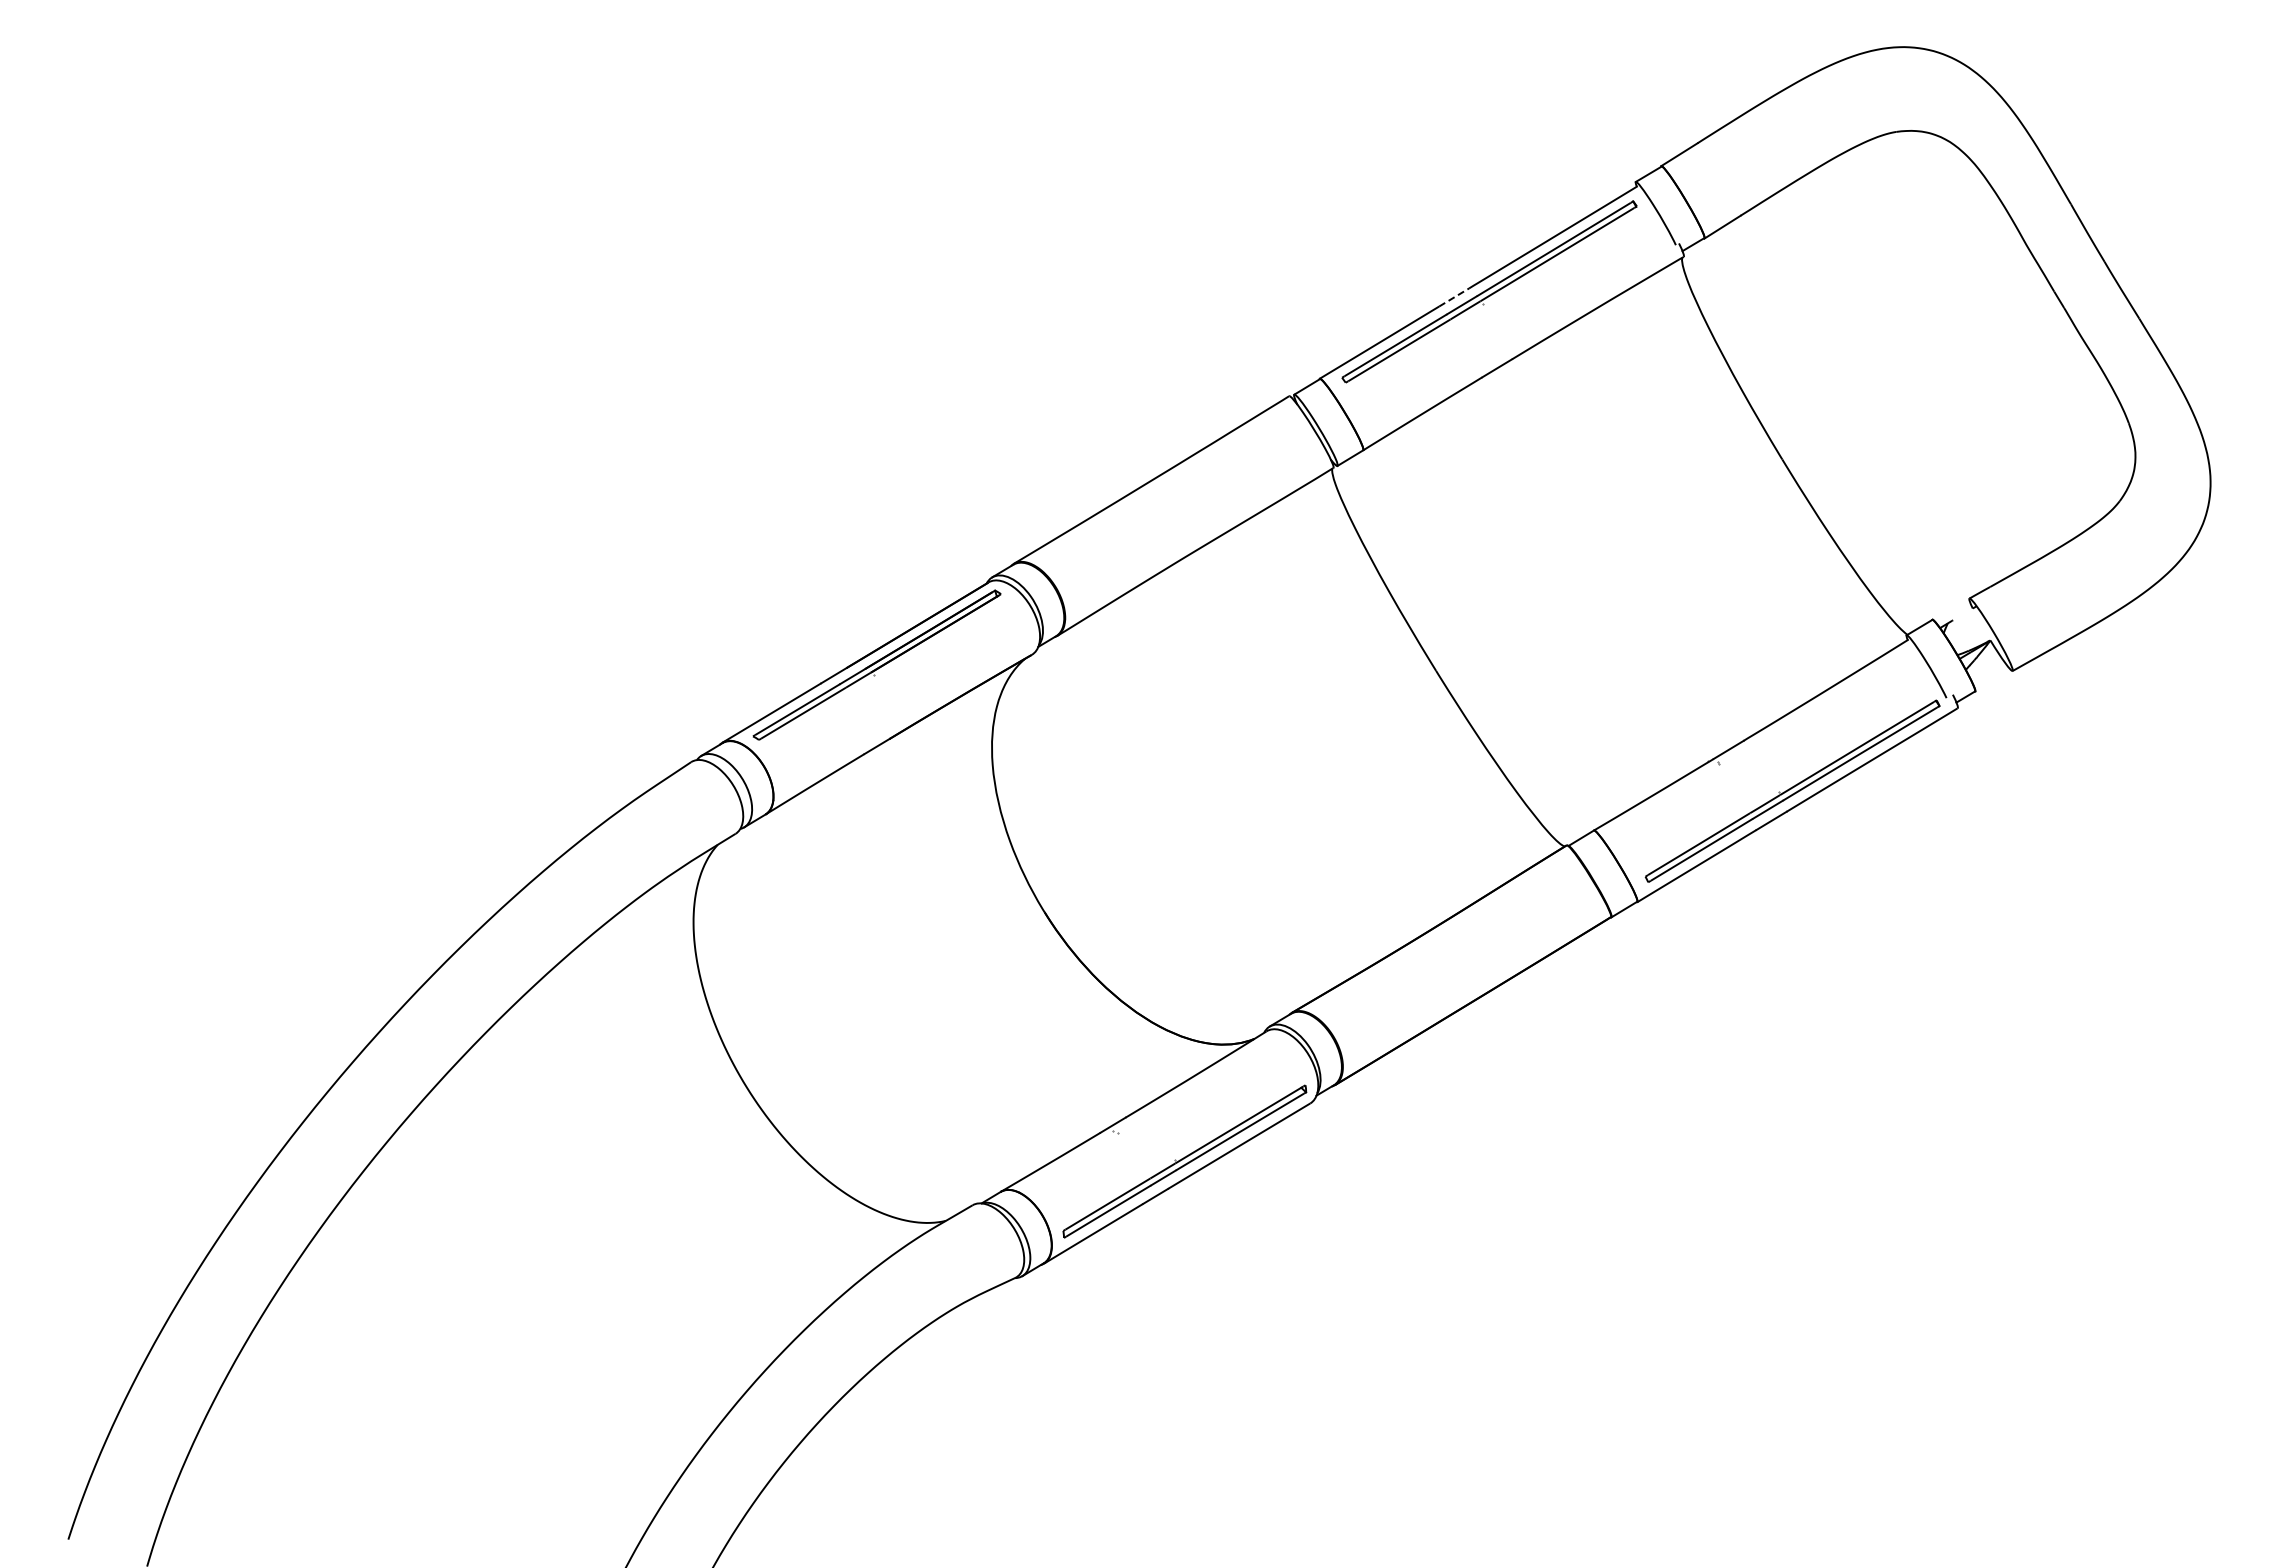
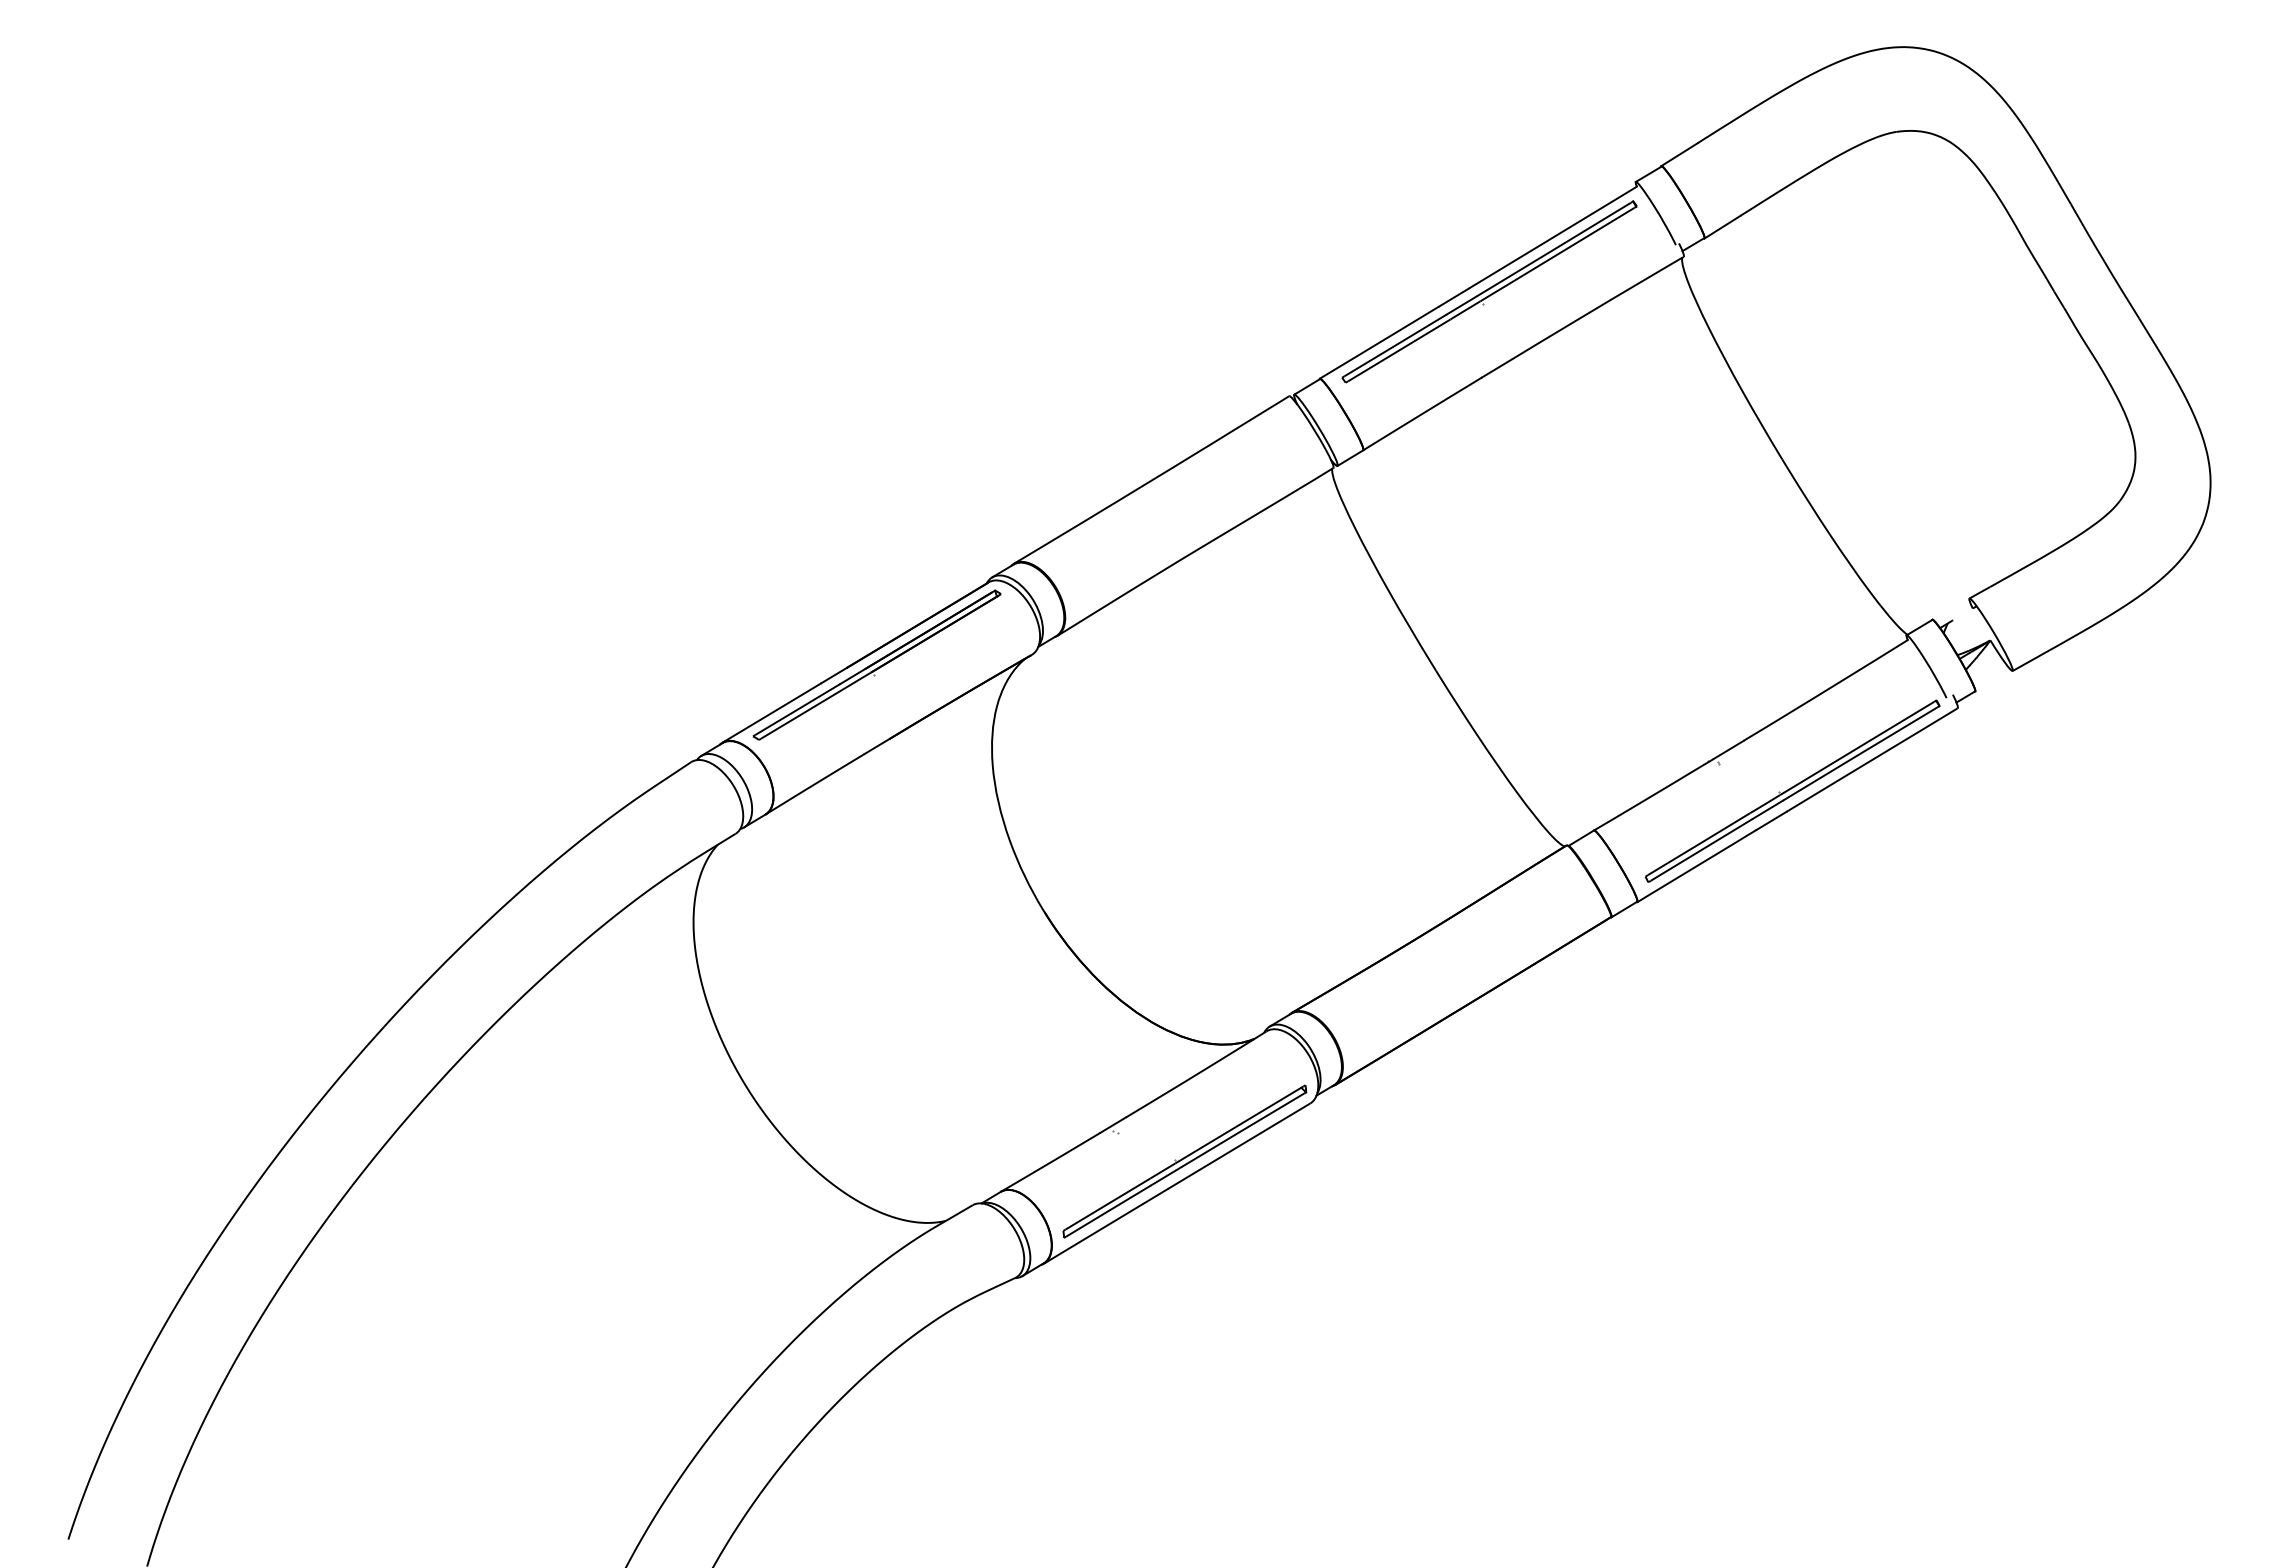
line: dashed -> solid (1454, 297)
